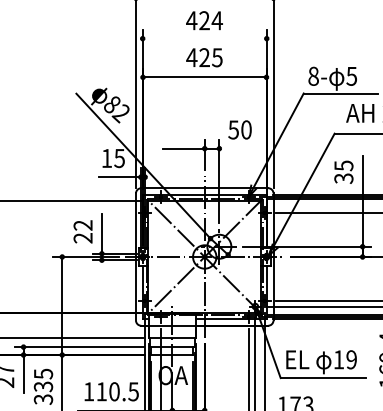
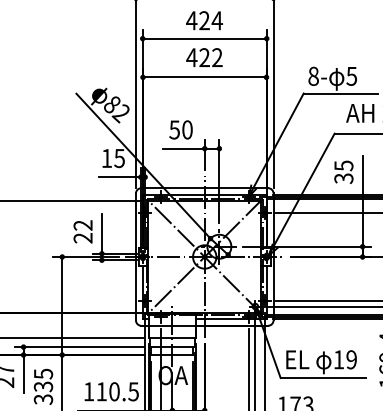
line: none -> present (204, 38)
text: 425 -> 422 (217, 57)
text position: (239, 129) -> (180, 129) (180, 129)
